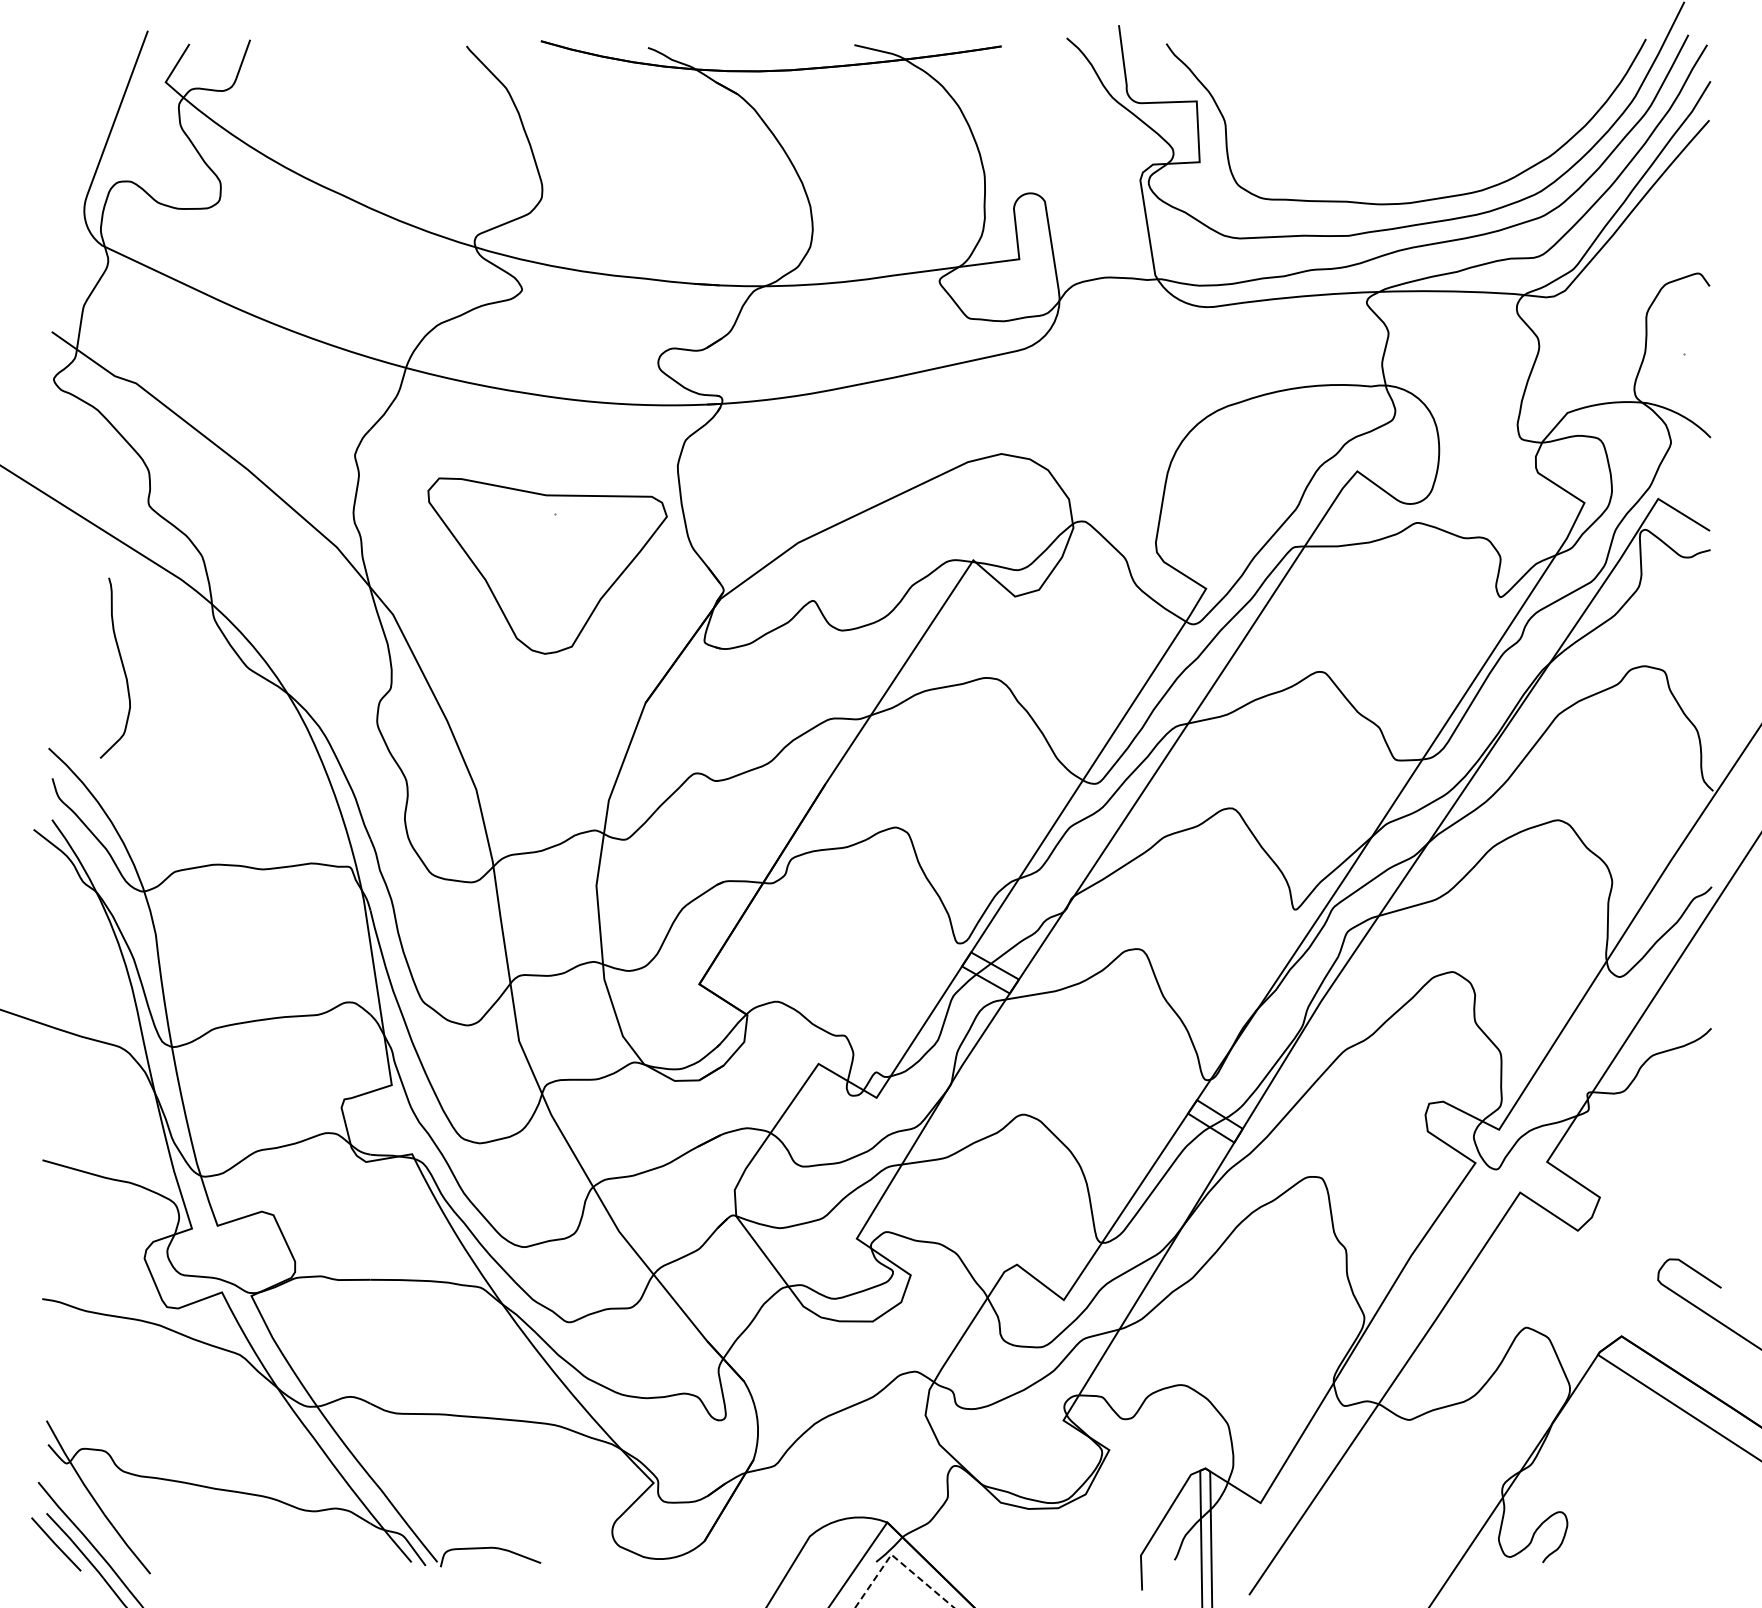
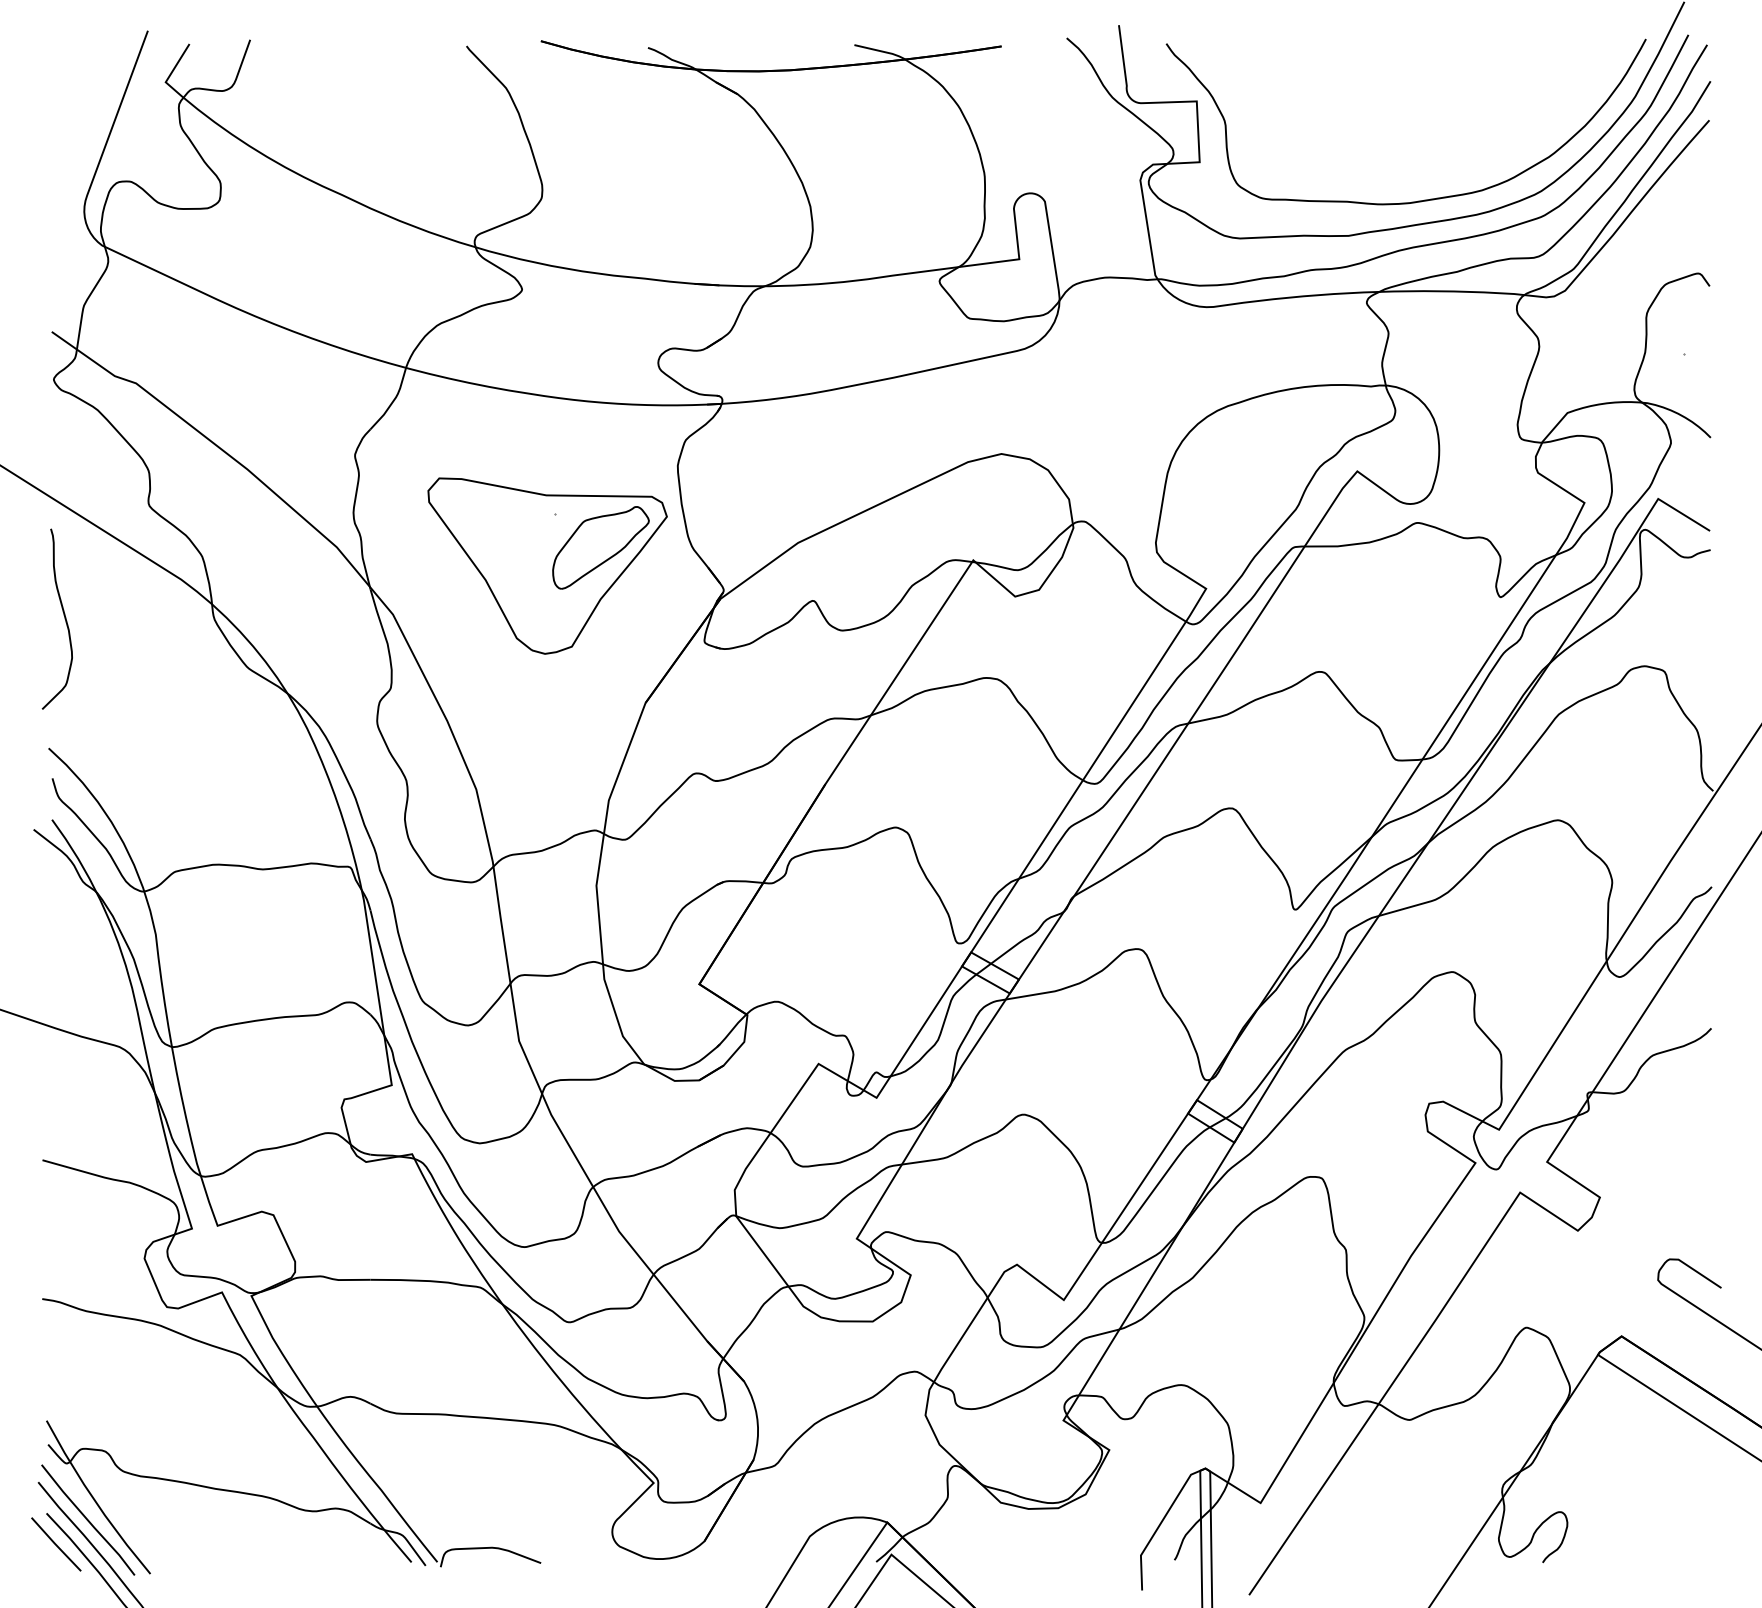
part: none -> present (600, 547)
curve position: (121, 664) -> (63, 615) (63, 615)
line: none -> present (88, 1519)
line: dashed -> solid (897, 1559)
